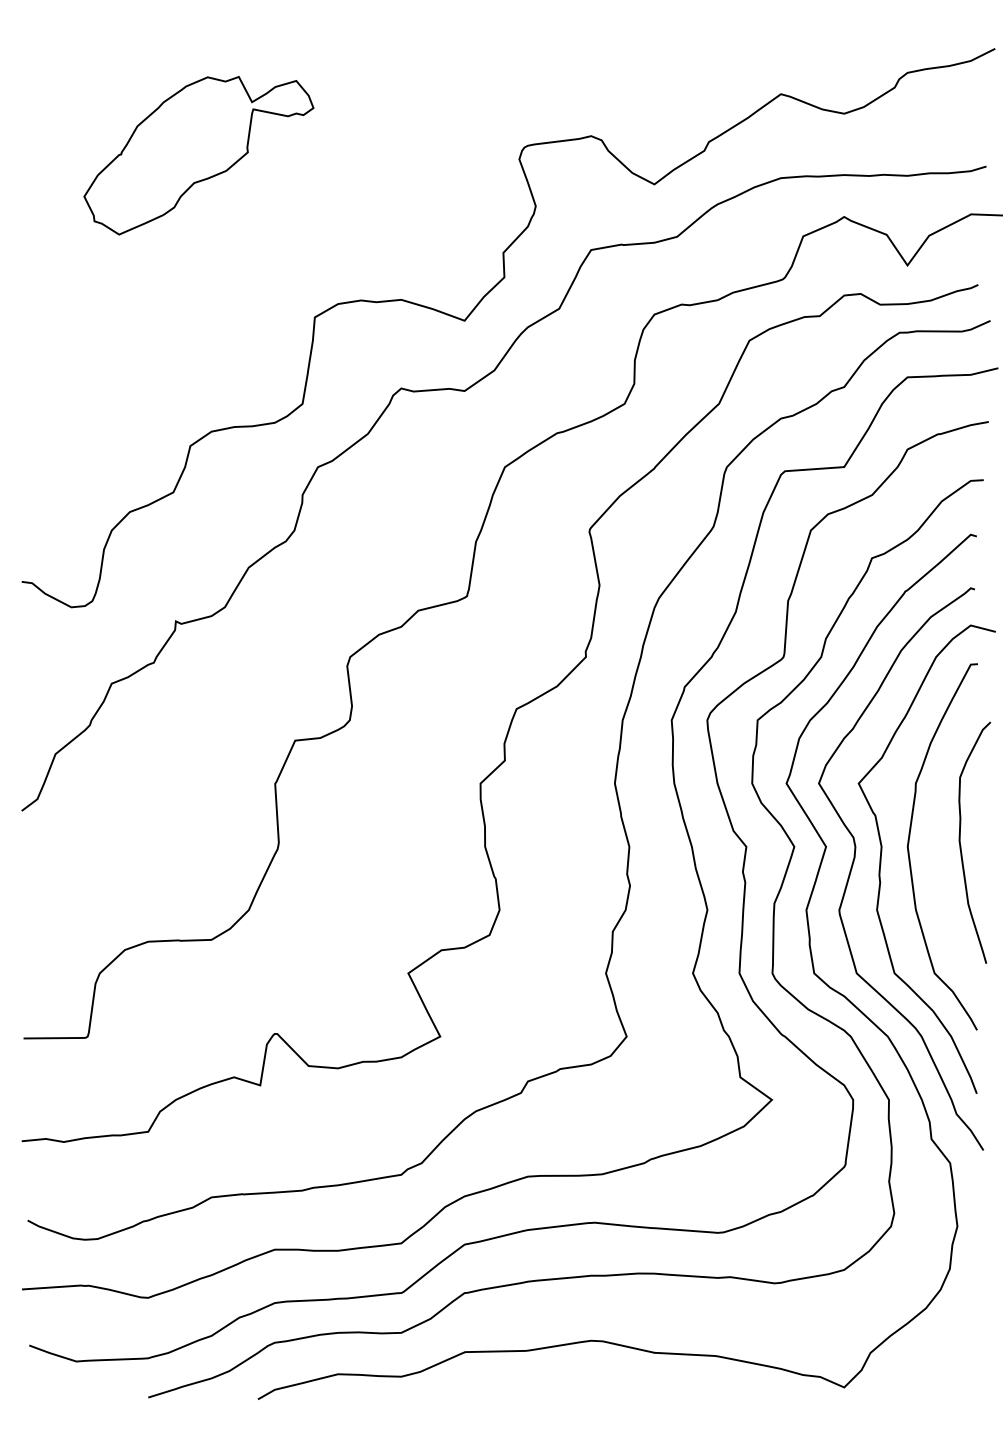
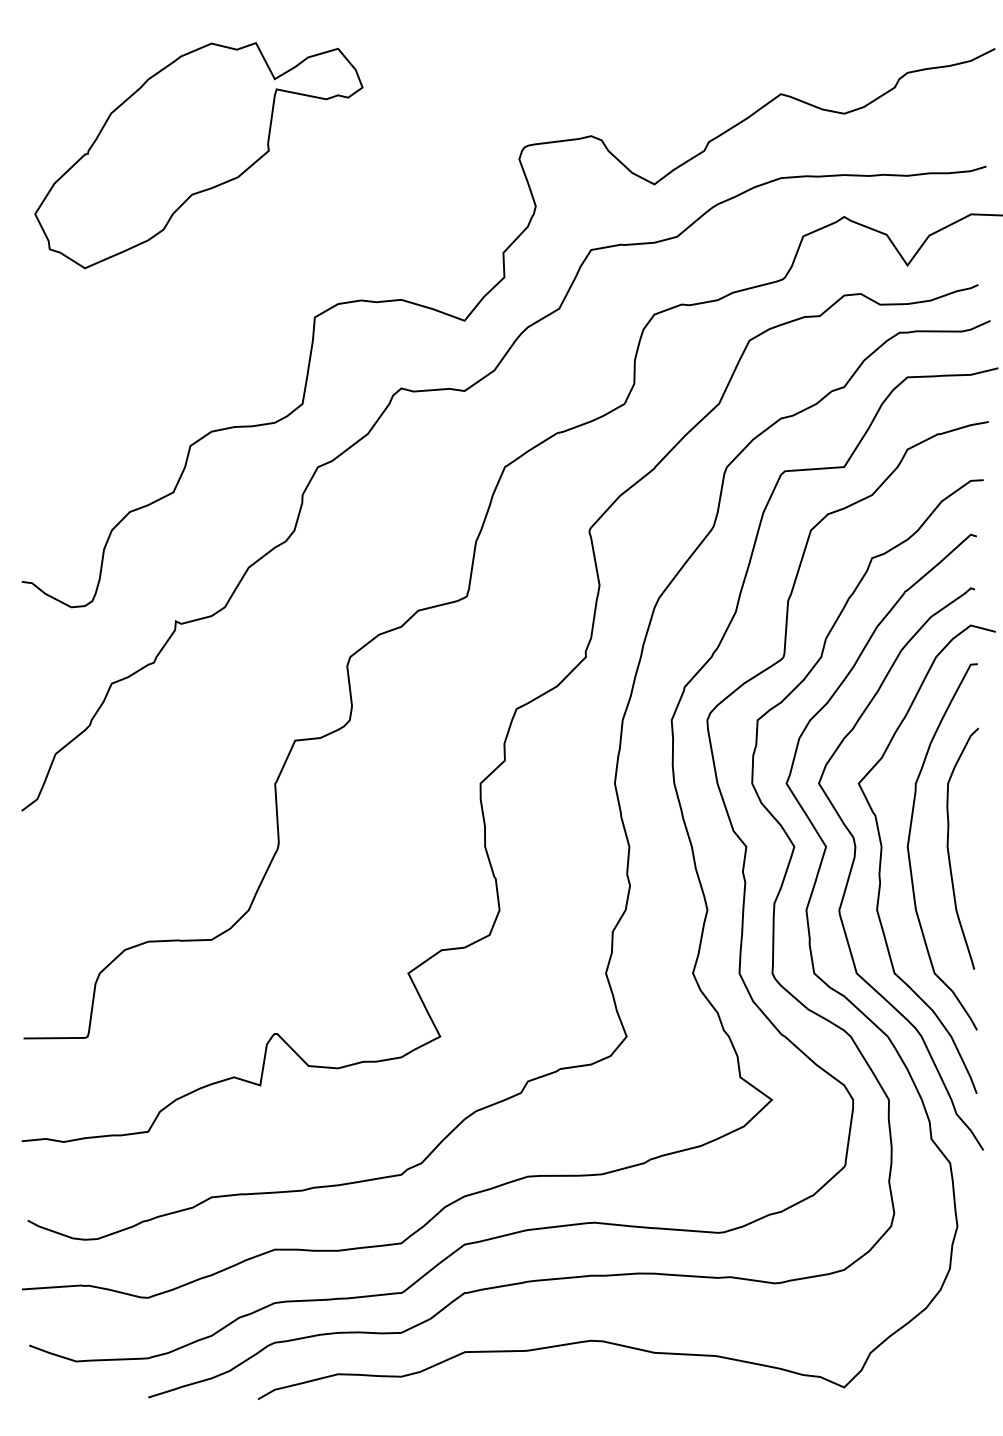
part size: 232x160 px -> 330x228 px (198, 155)
curve position: (961, 845) -> (949, 851) (949, 851)
